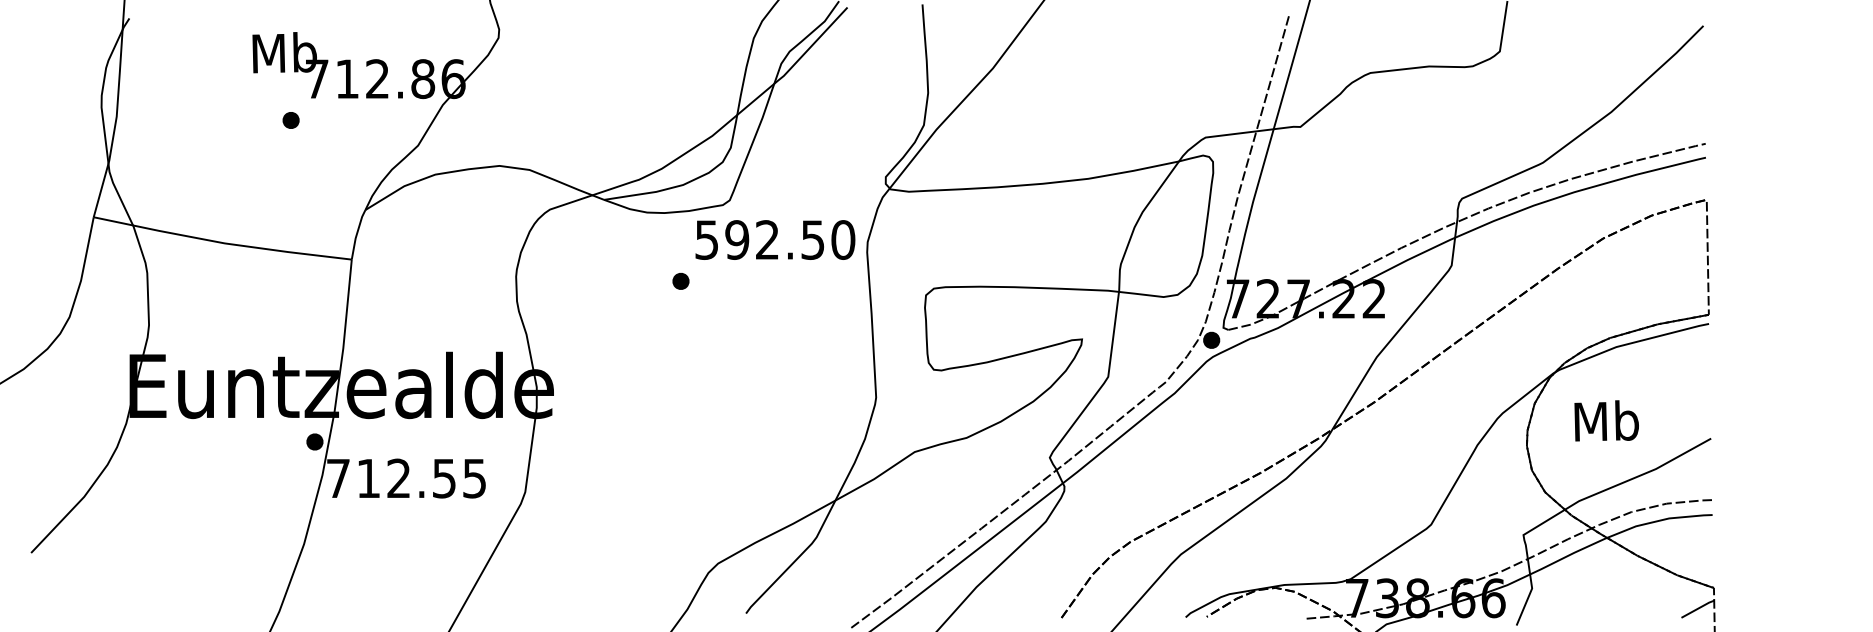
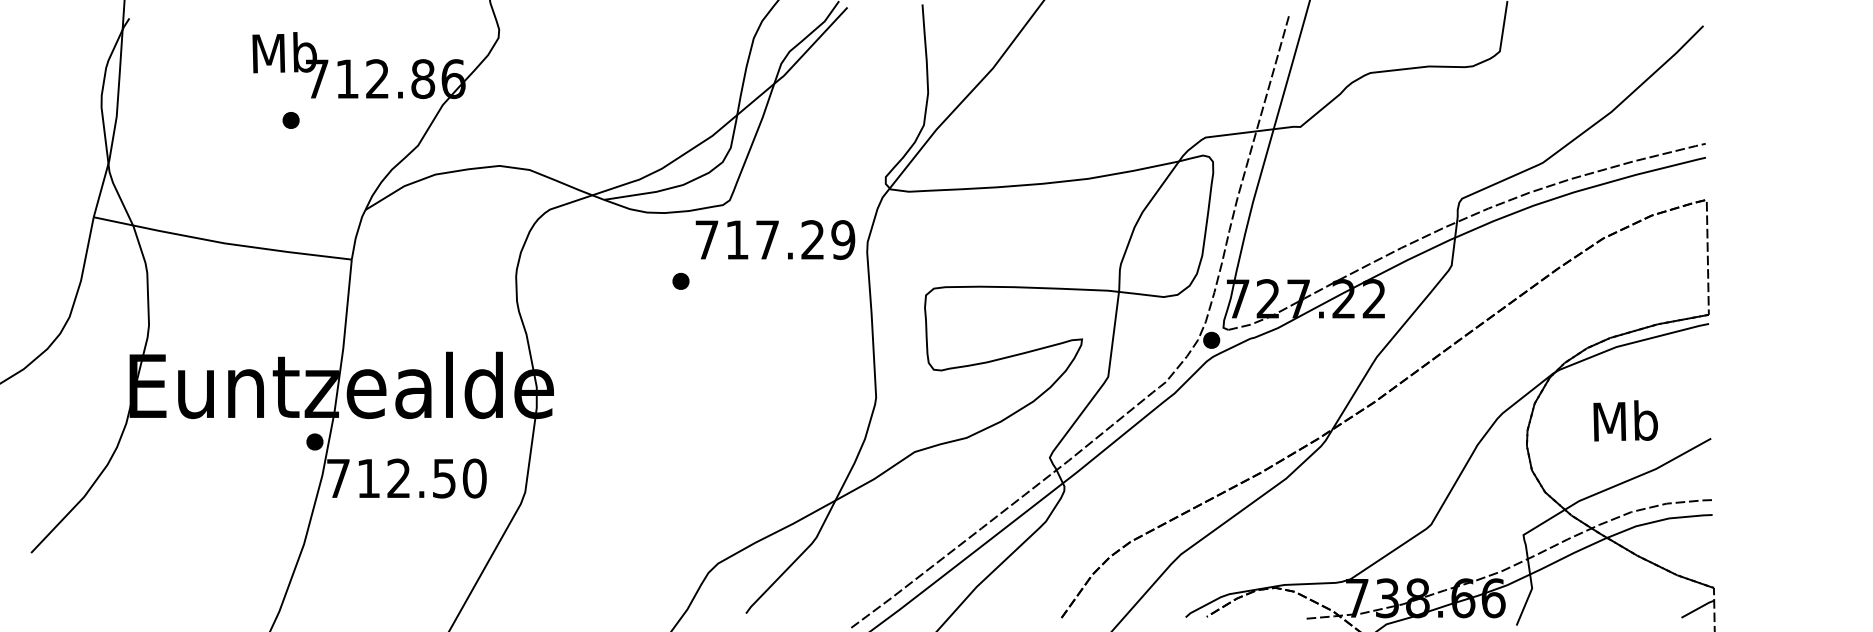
text: 592.50 -> 717.29 (775, 239)
text position: (1606, 420) -> (1625, 420) (1625, 420)
text: 712.55 -> 712.50 (474, 478)
